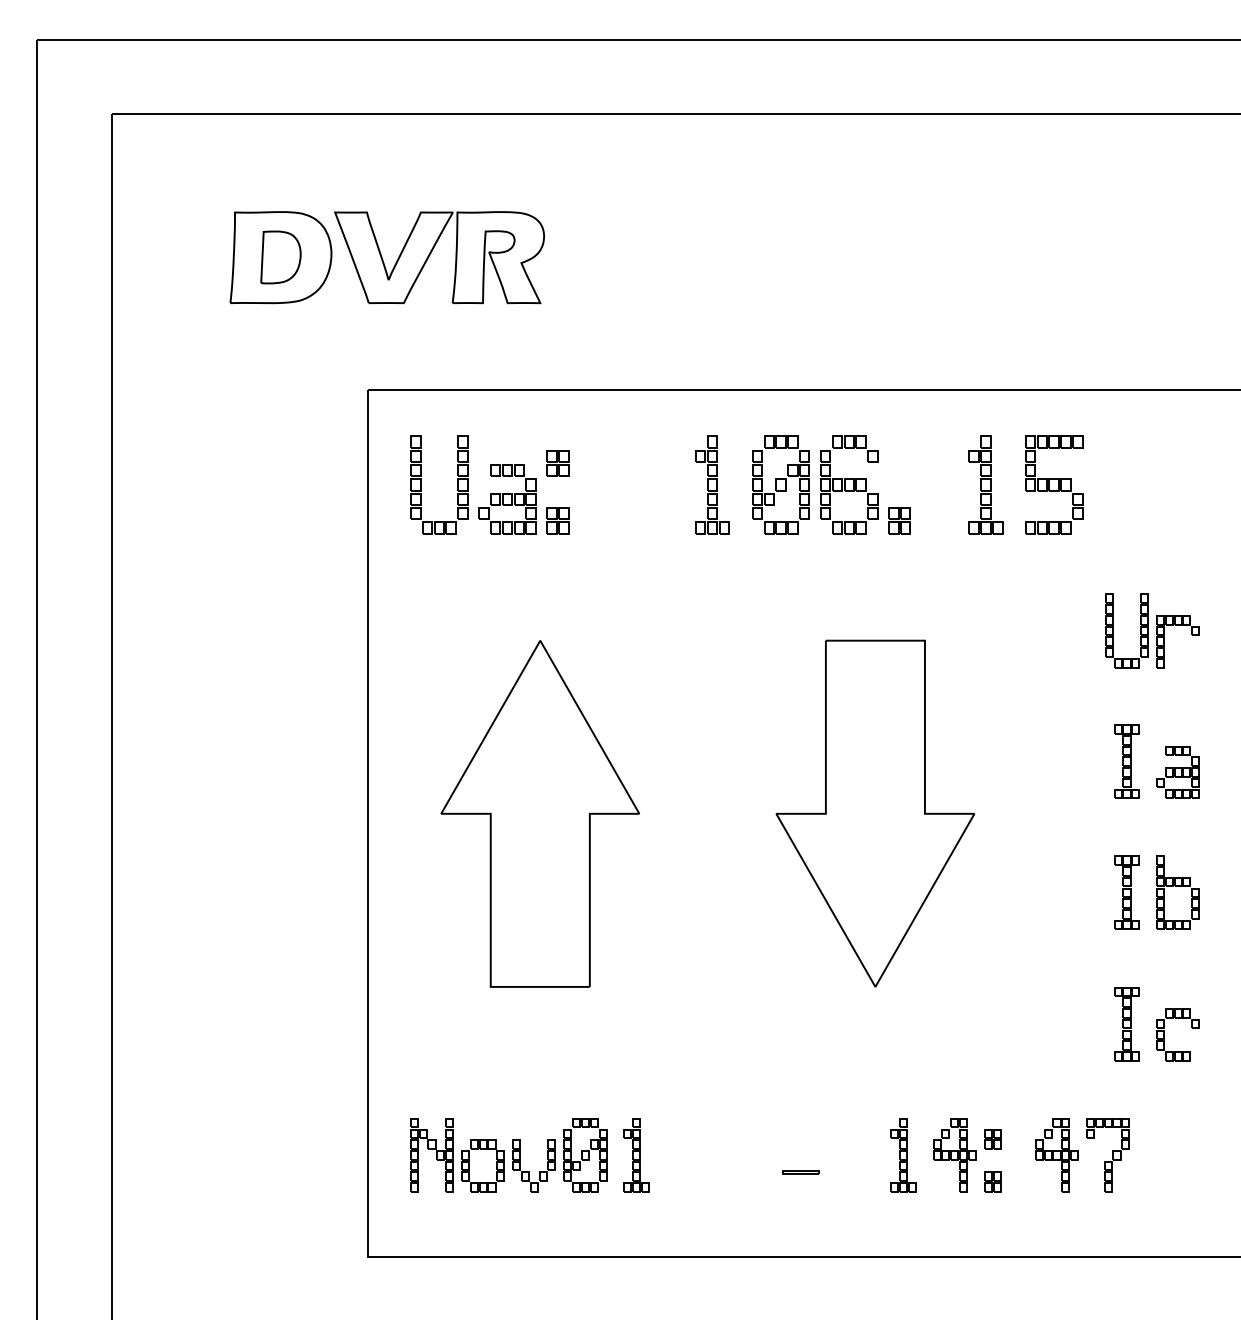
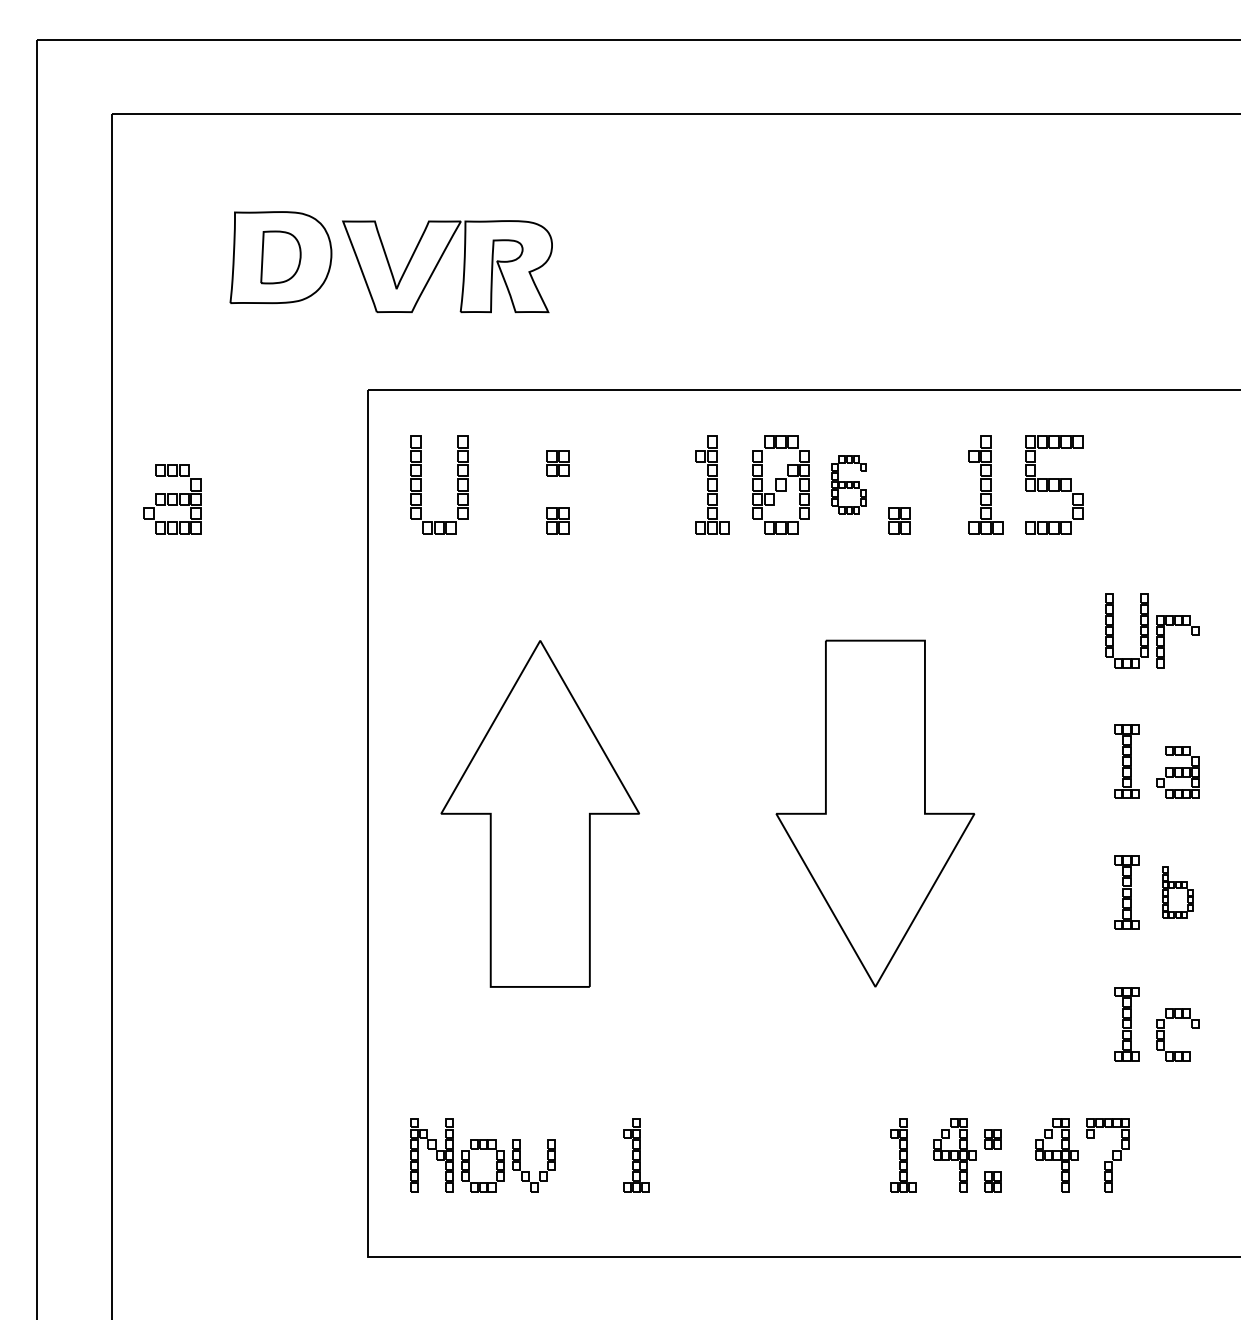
part position: (431, 253) -> (439, 262) (439, 262)
part size: 59x100 px -> 36x60 px (848, 484)
part position: (507, 499) -> (172, 499) (172, 499)
part size: 44x75 px -> 32x53 px (1177, 892)
part: present -> none (585, 1155)
line: present -> none (800, 1171)
